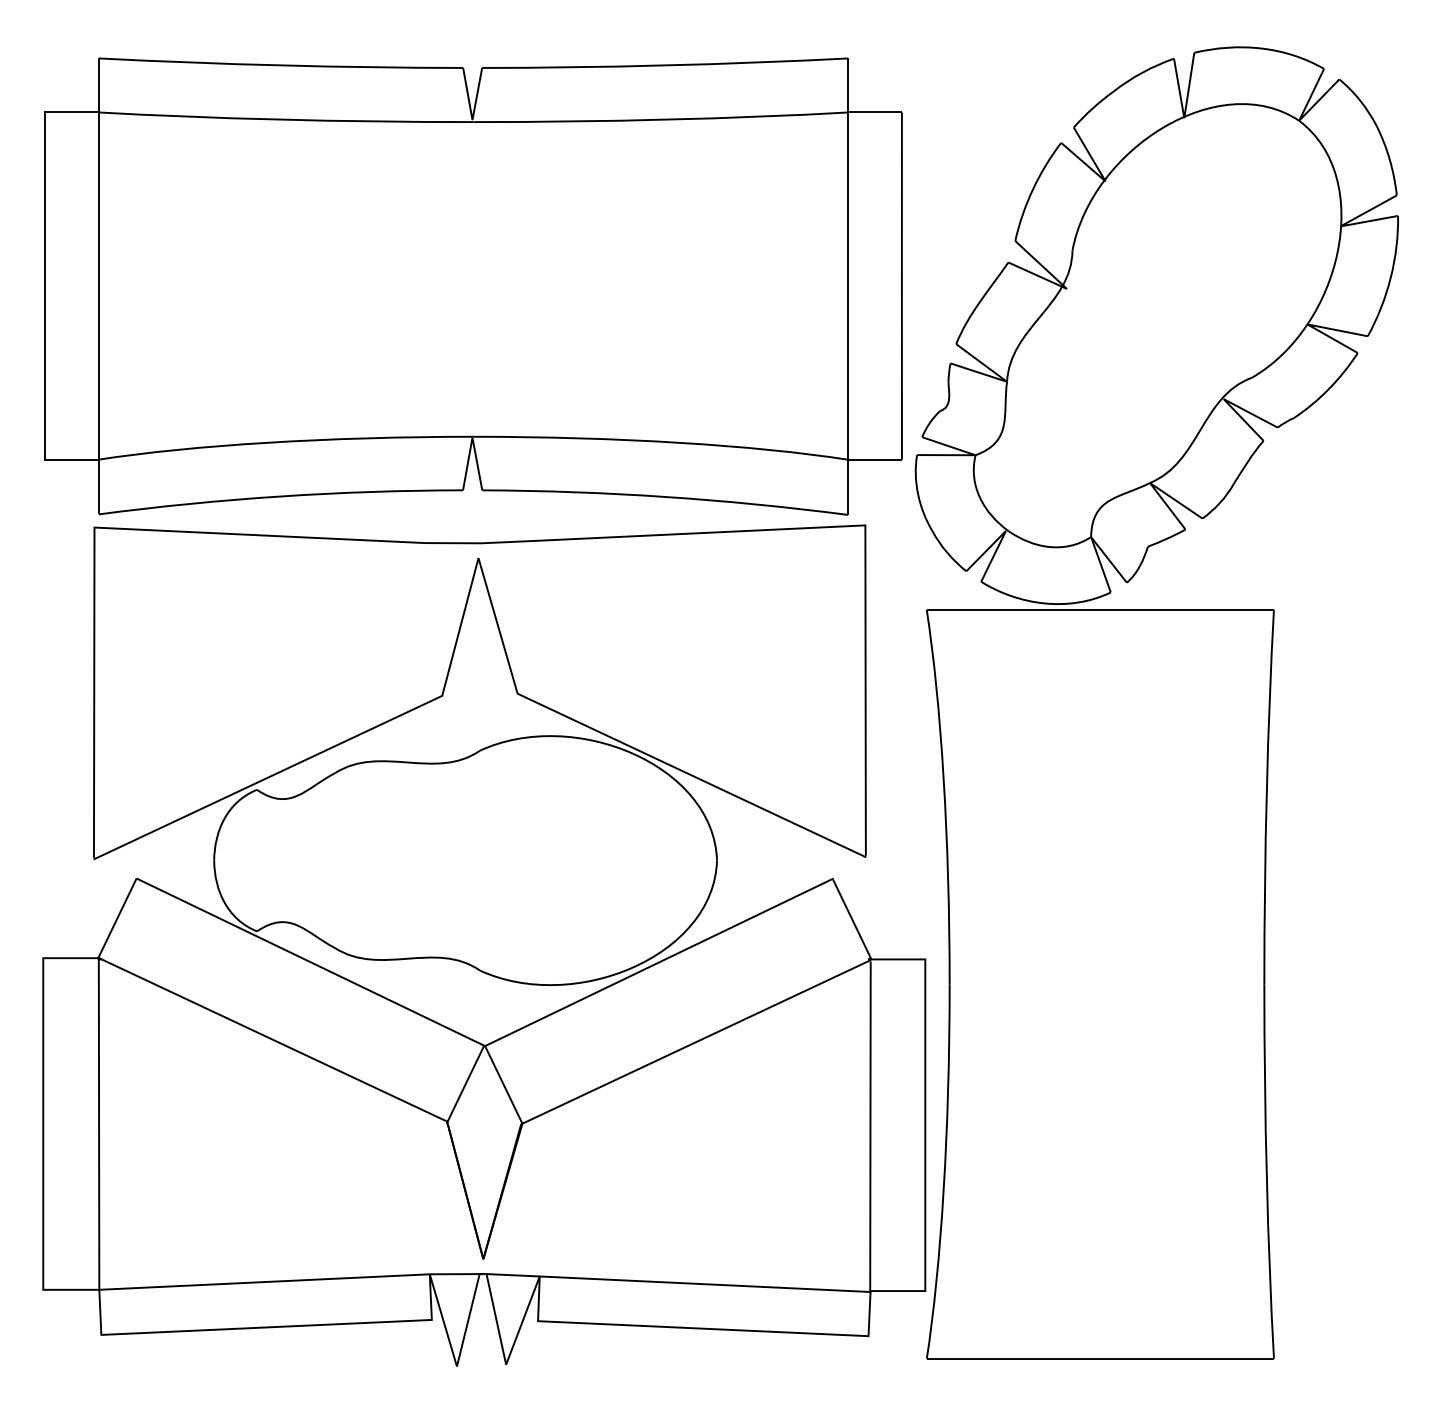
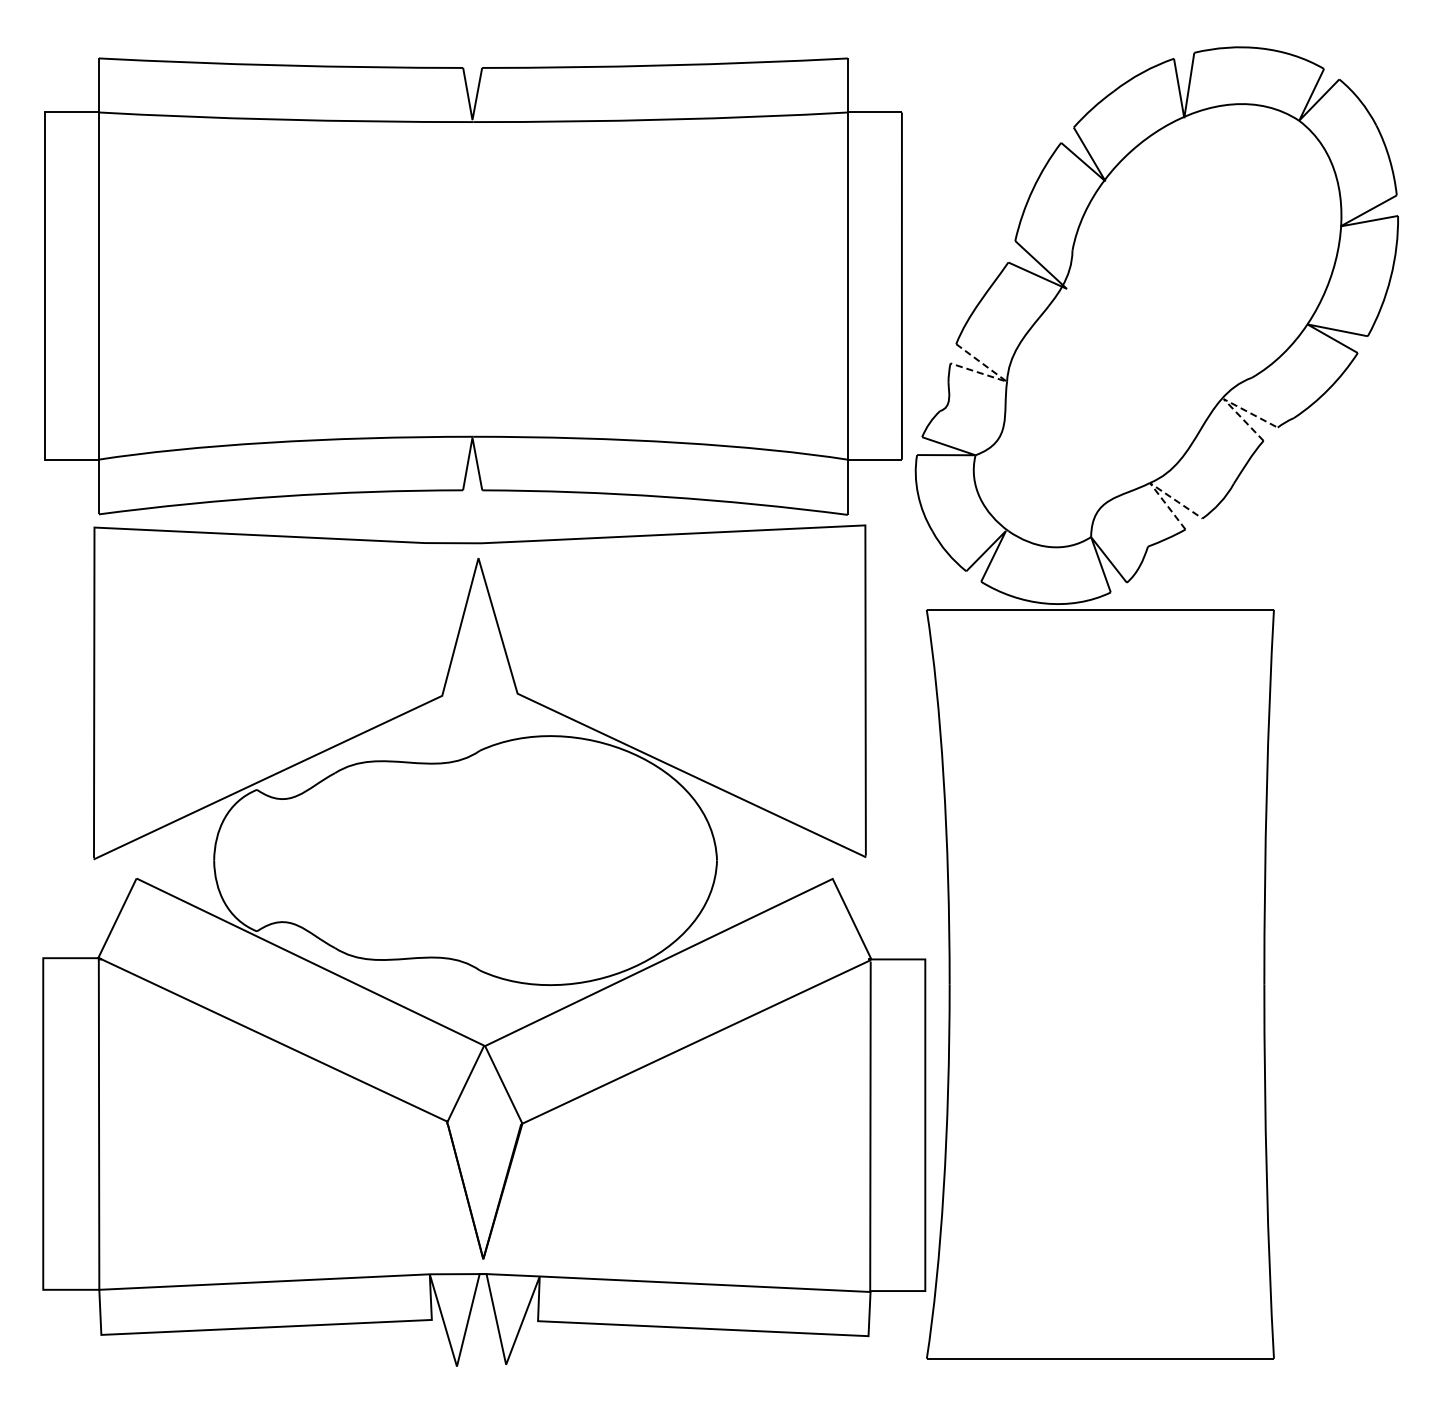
line: solid -> dashed (1006, 381)
line: solid -> dashed (1225, 400)
line: solid -> dashed (1151, 484)
